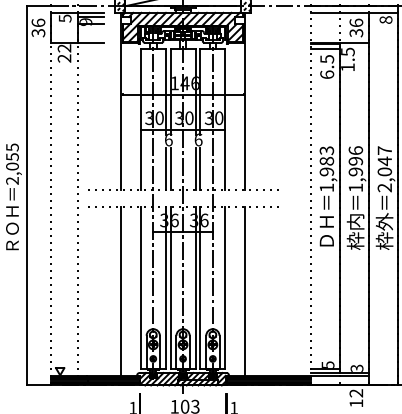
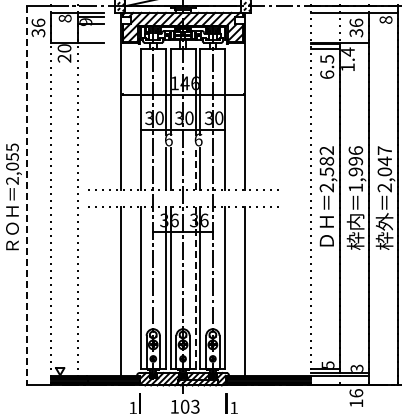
text: 5 -> 8 (64, 18)
text: 22 -> 20 (64, 48)
text: 1.5 -> 1.4 (347, 51)
line: solid -> dashed (195, 168)
text: 1,983 -> 2,582 (326, 169)
line: solid -> dashed (26, 195)
line: solid -> dashed (195, 287)
text: 12 -> 16 (356, 393)
